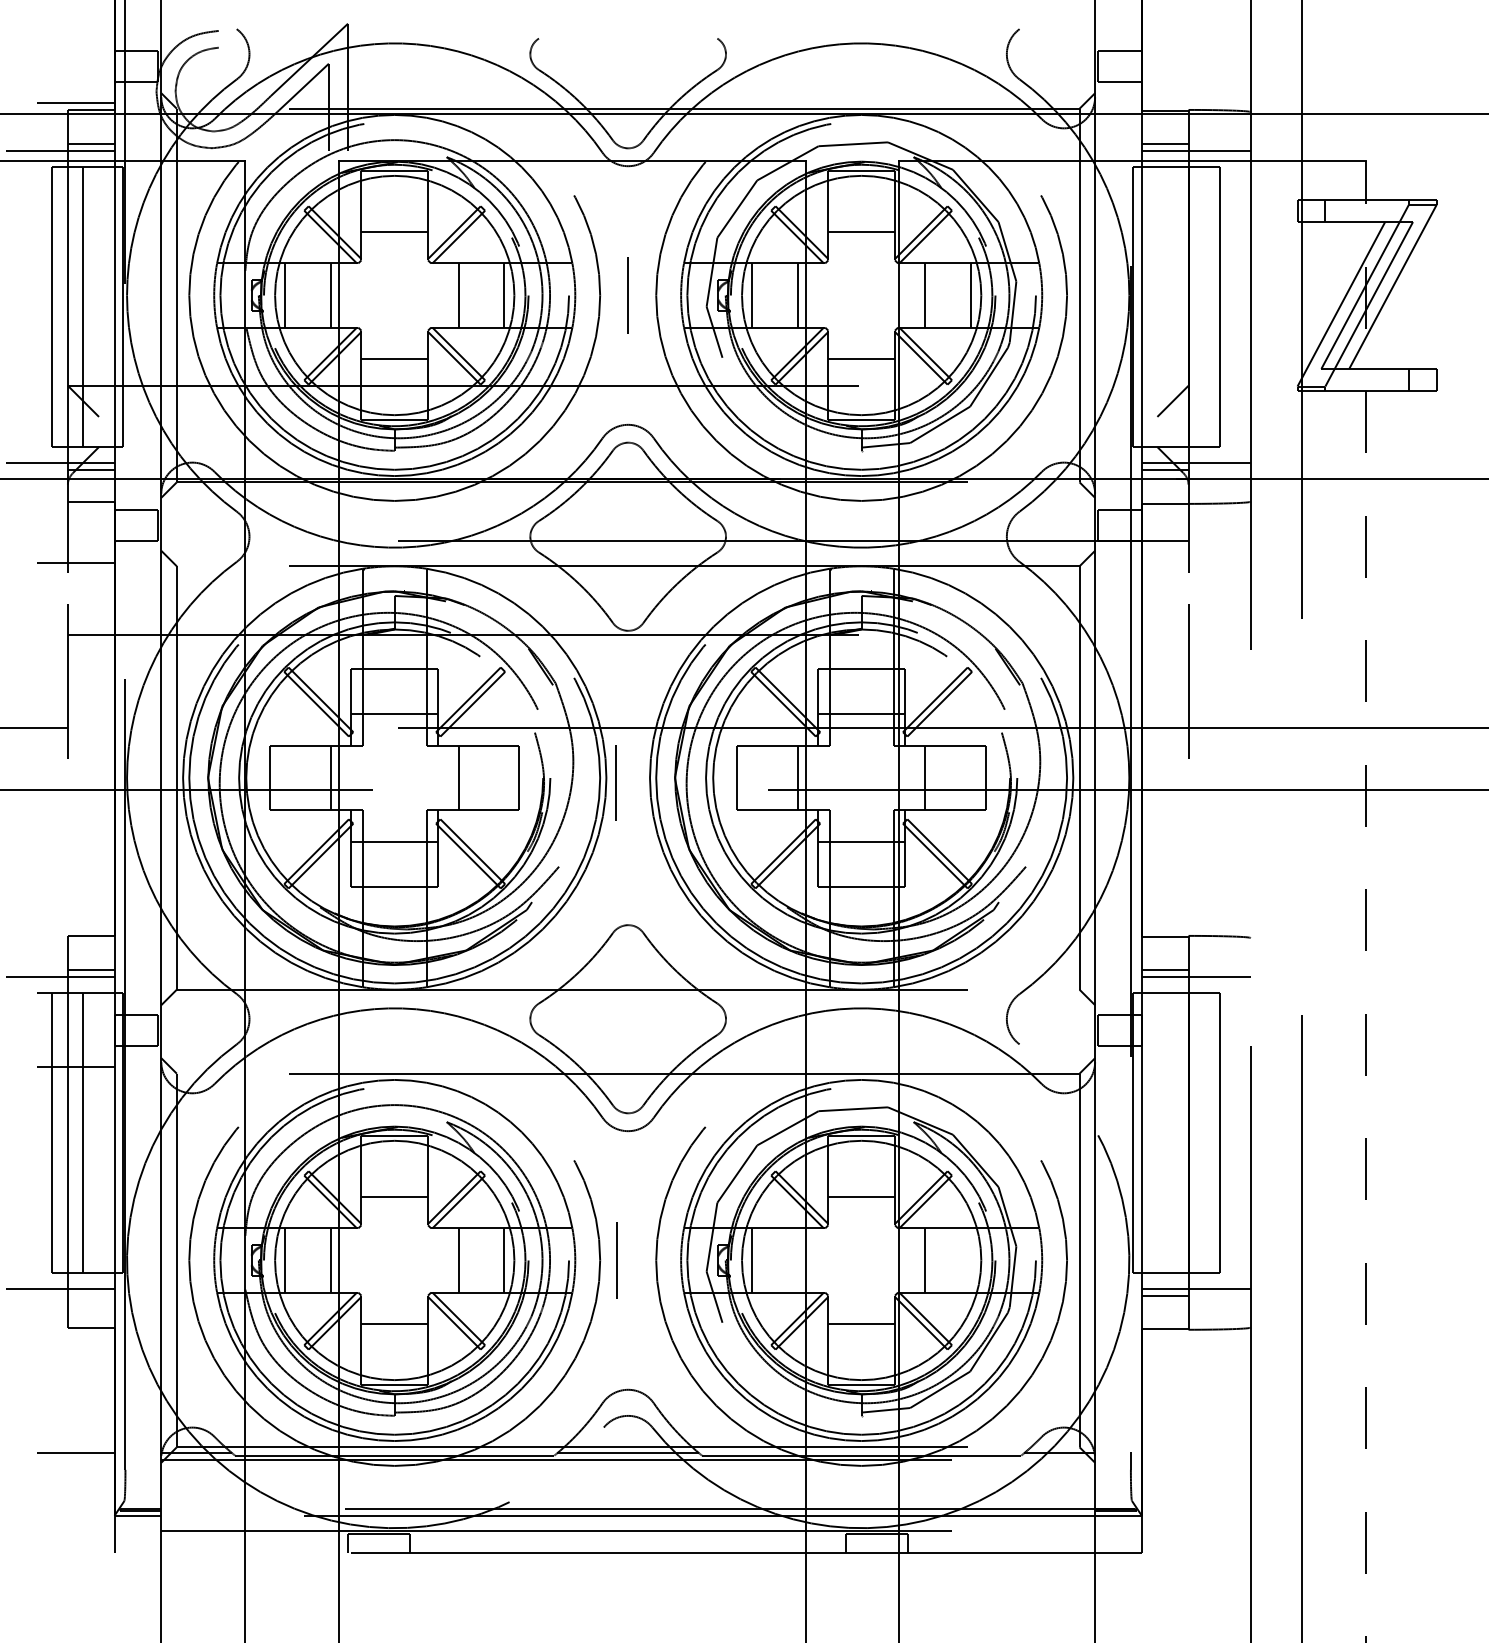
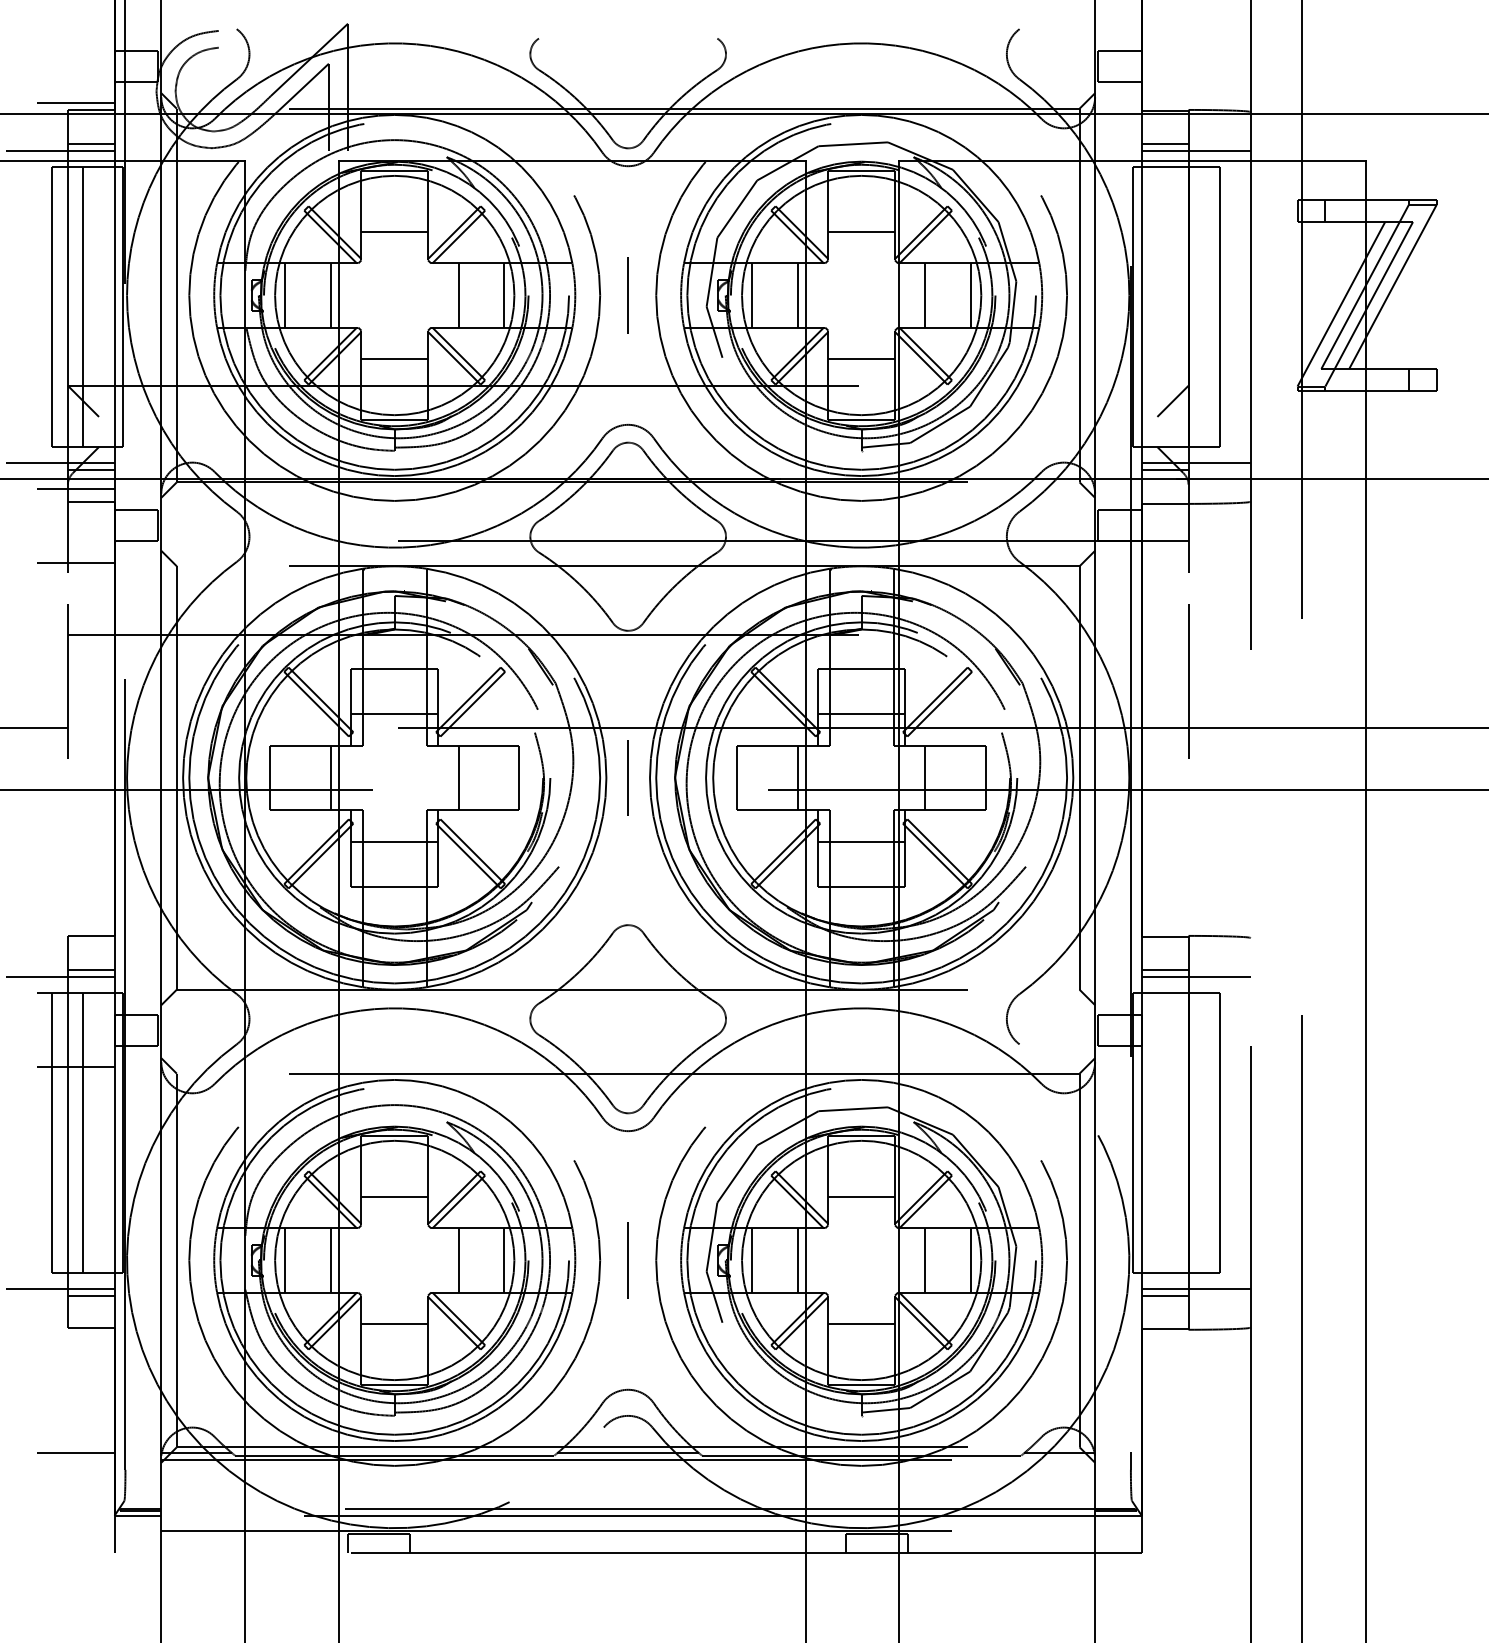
line: none -> present (75, 488)
line position: (615, 782) -> (627, 777) (627, 777)
line: dashed -> solid (1365, 901)
line position: (616, 1260) -> (627, 1260) (627, 1260)
line: none -> present (797, 1260)
line: none -> present (970, 1260)
line: none -> present (90, 1296)
